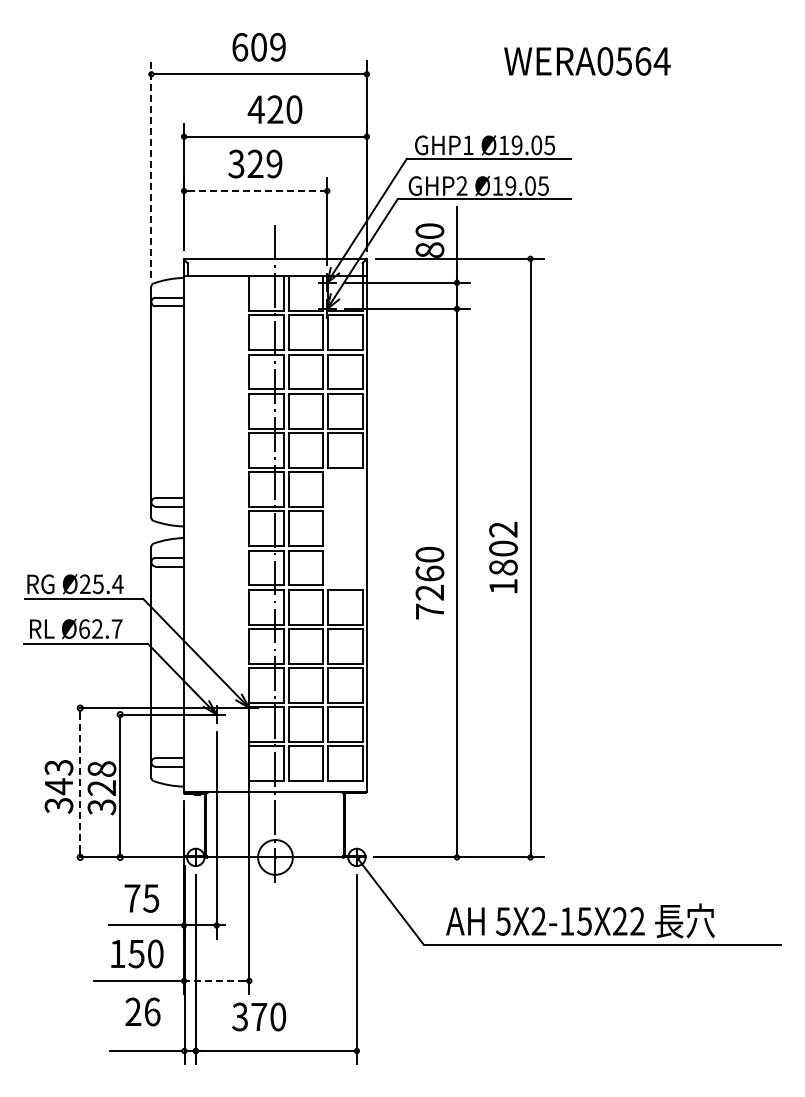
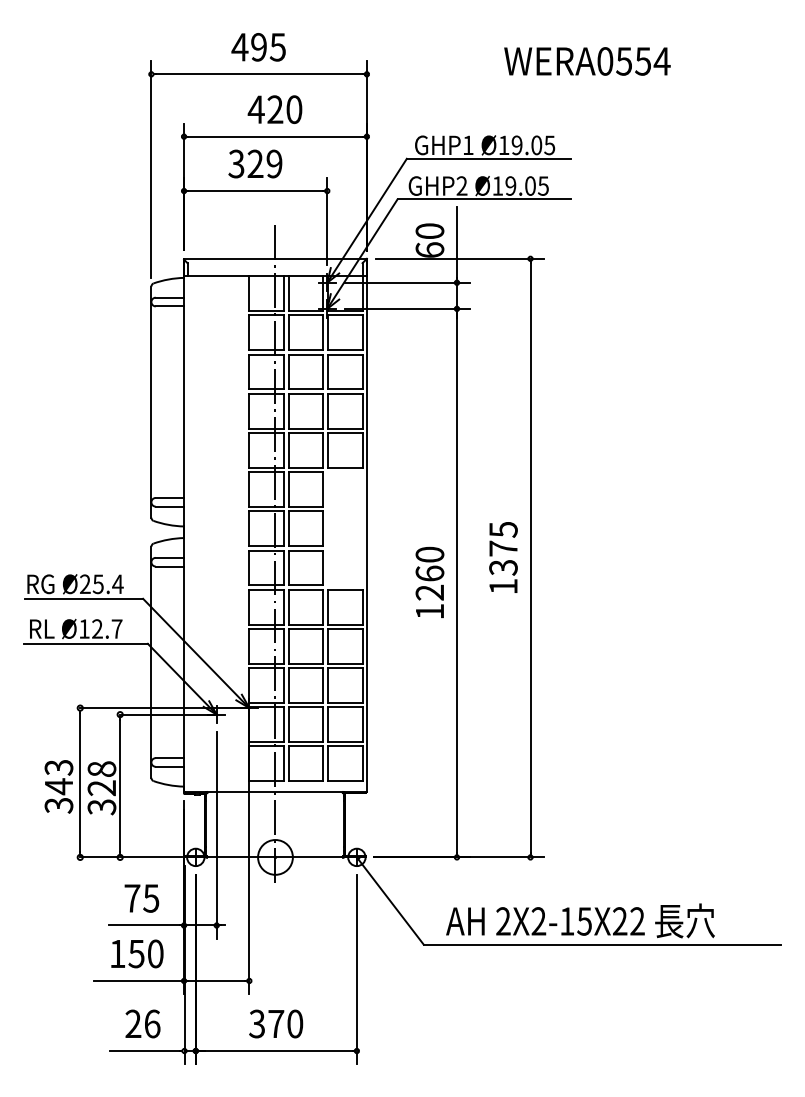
text: 609 -> 495 (258, 47)
text: WERA0564 -> WERA0554 (643, 61)
line: dashed -> solid (151, 169)
line: dashed -> solid (256, 191)
text: 80 -> 60 (429, 249)
text: 1802 -> 1375 (503, 548)
text: 7260 -> 1260 (429, 611)
text: Ø62.7 -> Ø12.7 (84, 628)
line: dashed -> solid (80, 783)
text: 5X2-15X22 -> 2X2-15X22 (503, 921)
line: dashed -> solid (216, 980)
text position: (142, 1011) -> (142, 1023) (142, 1023)
text position: (259, 1016) -> (276, 1023) (276, 1023)
